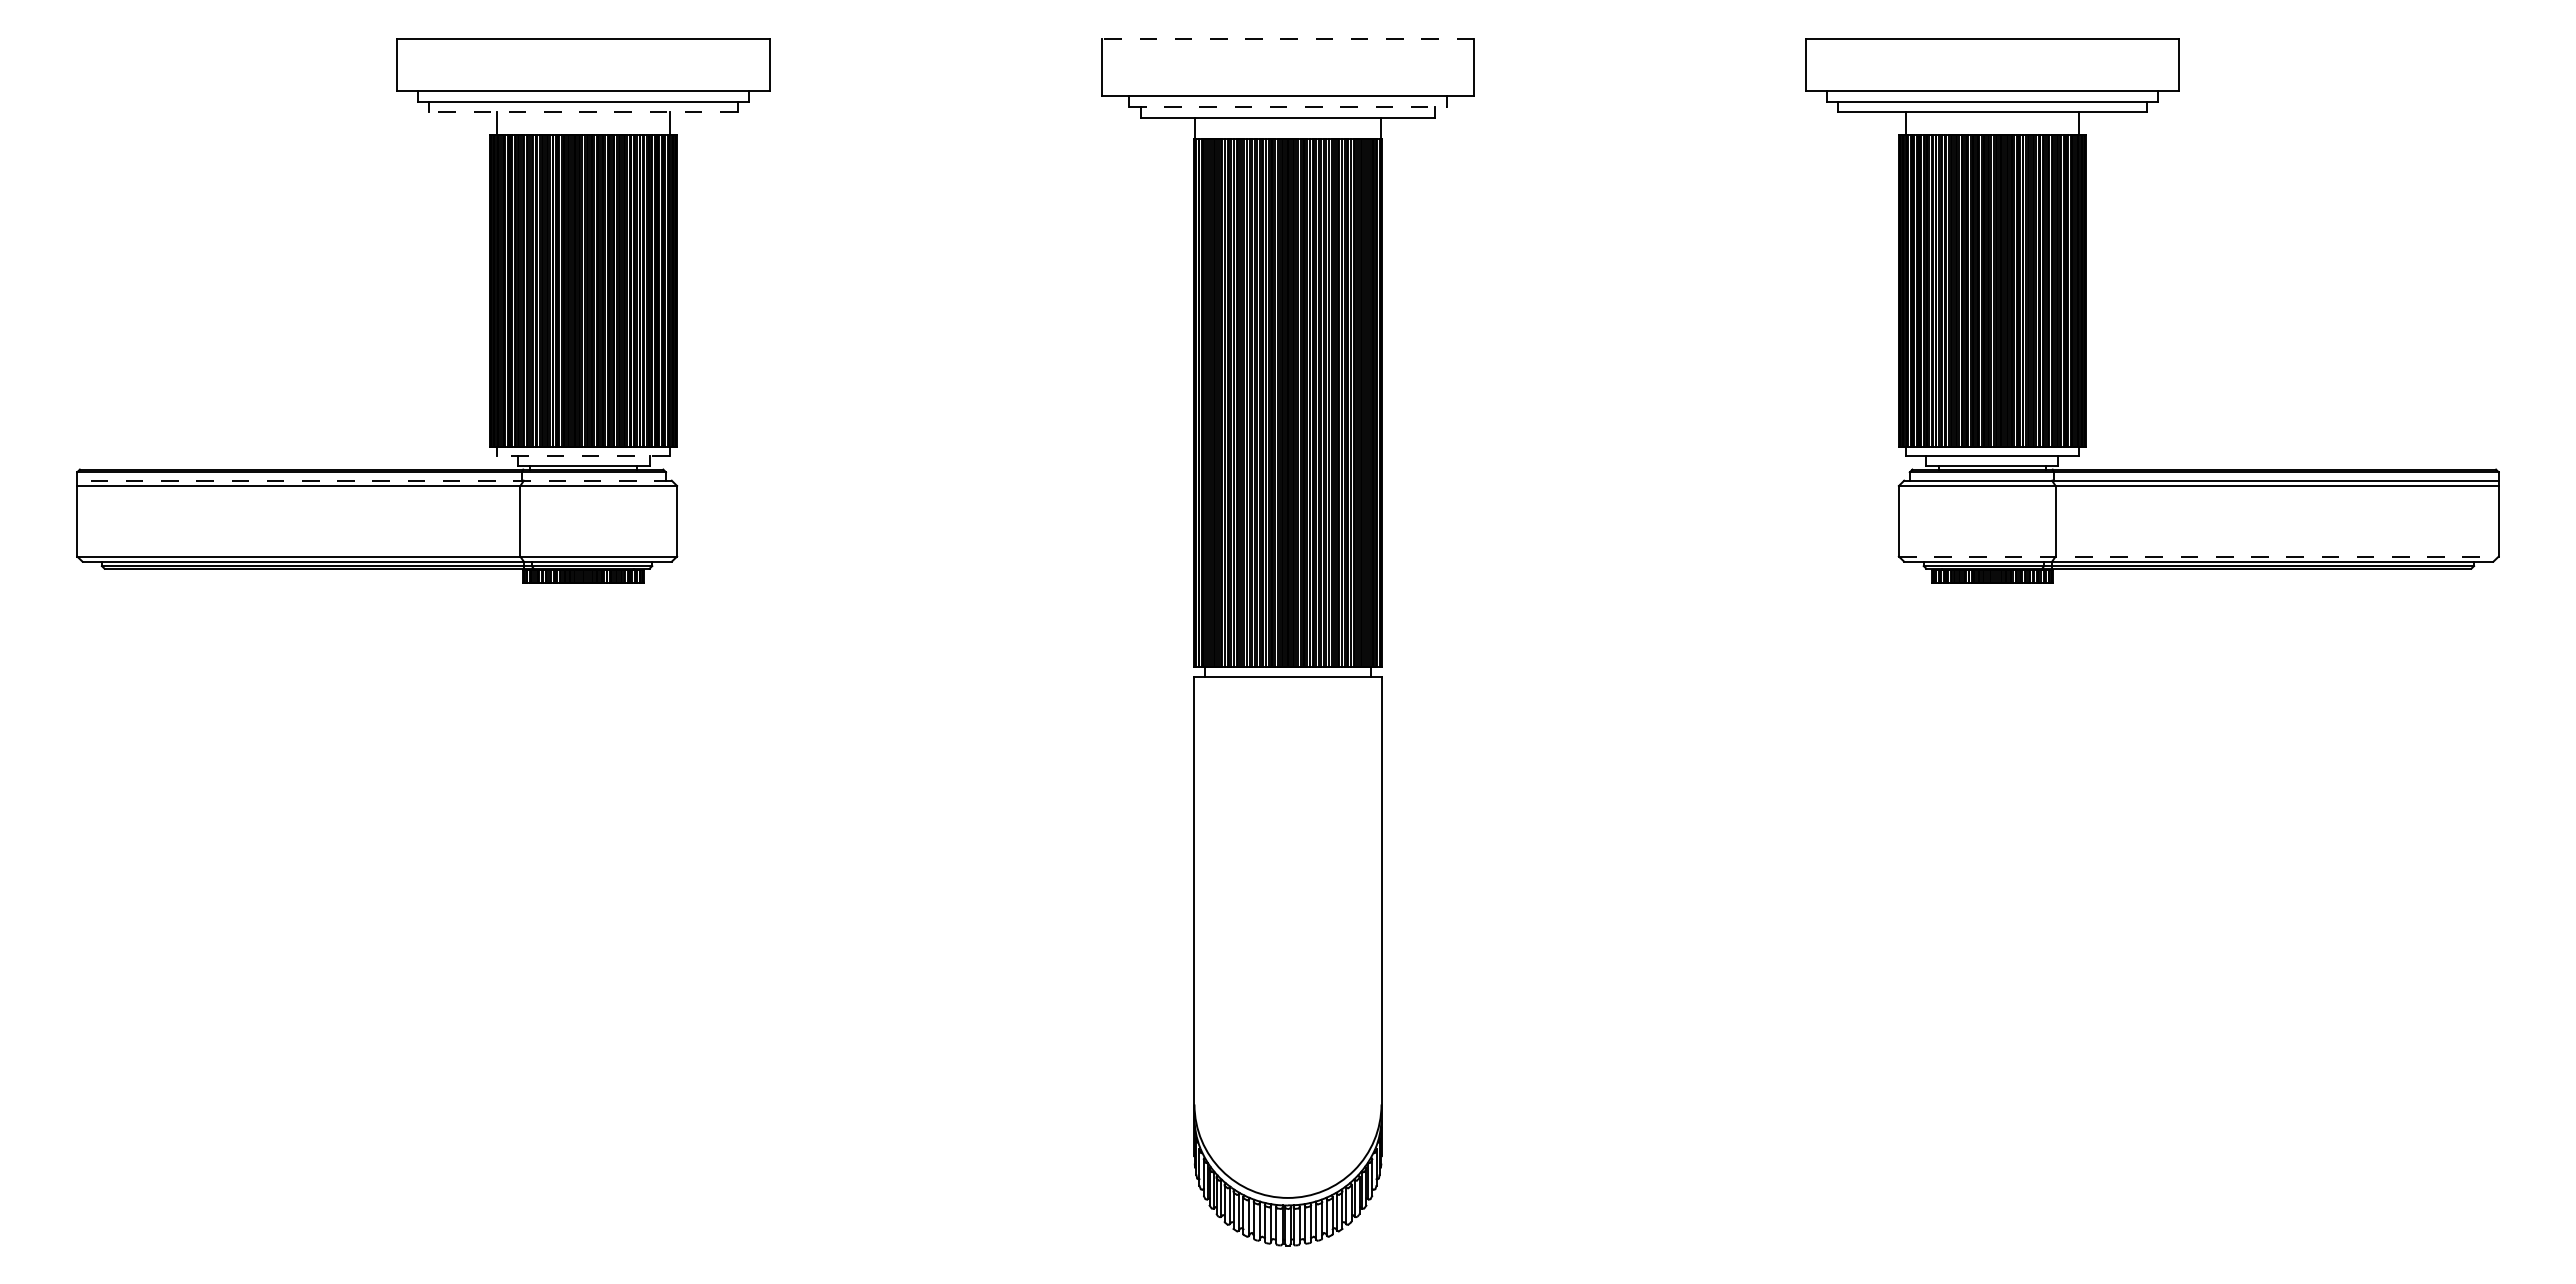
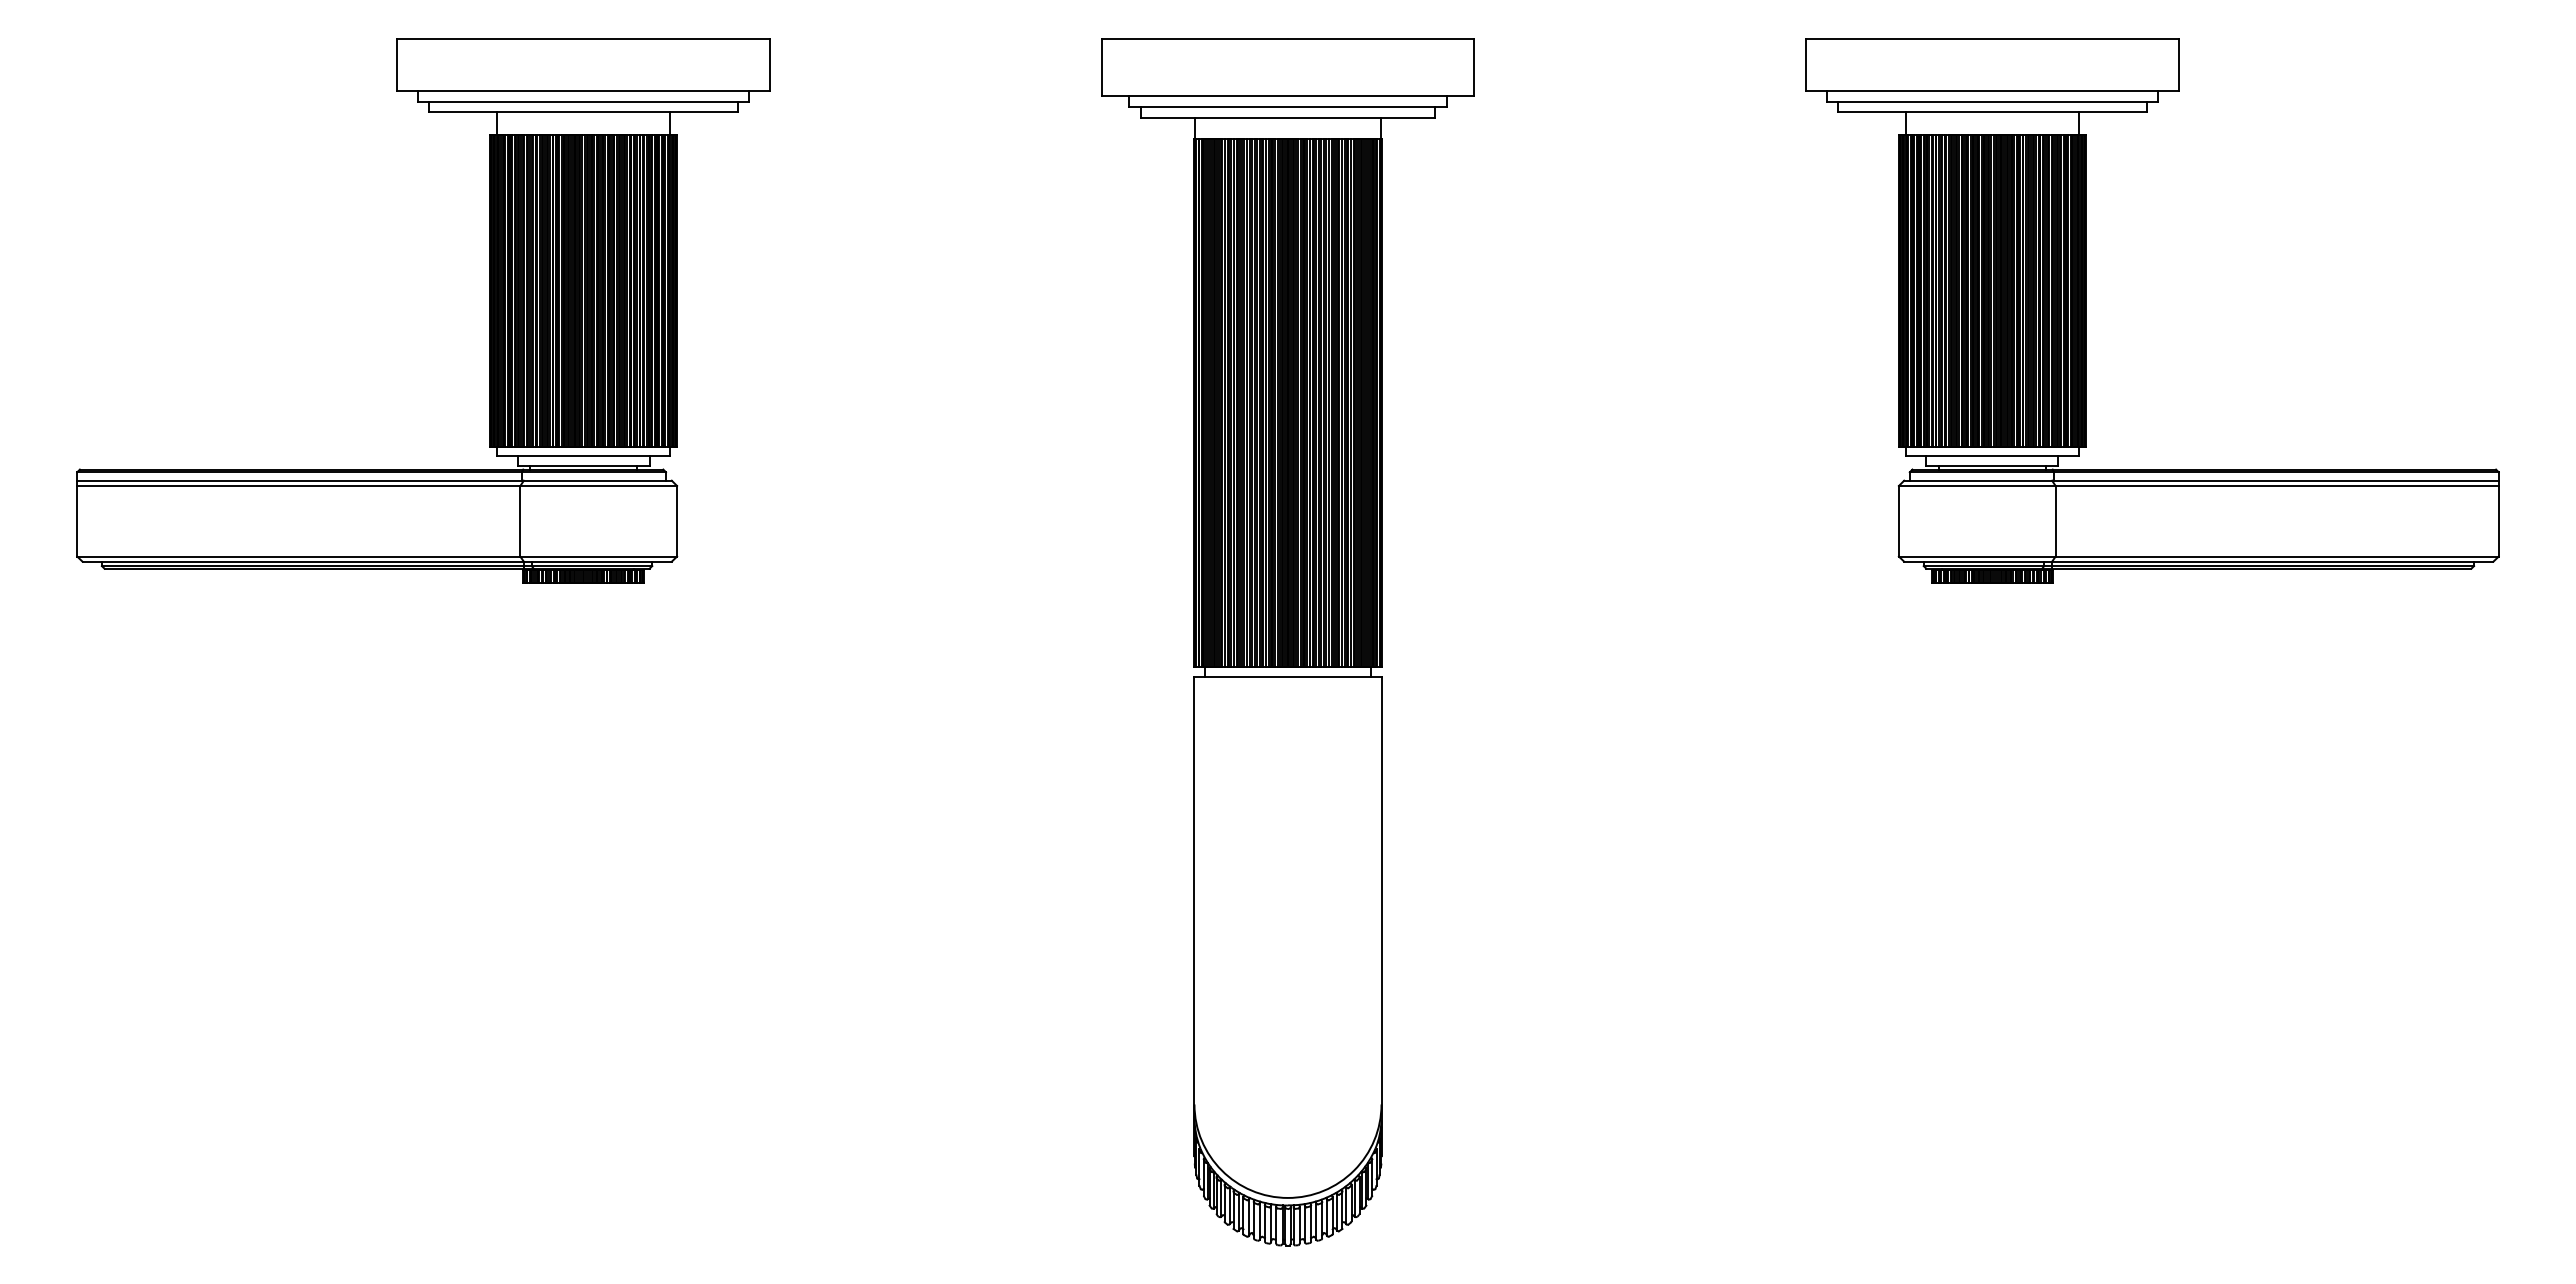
line: dashed -> solid (1287, 39)
line: dashed -> solid (1287, 106)
line: dashed -> solid (583, 112)
line: dashed -> solid (583, 455)
line: dashed -> solid (374, 480)
line: dashed -> solid (2198, 556)
